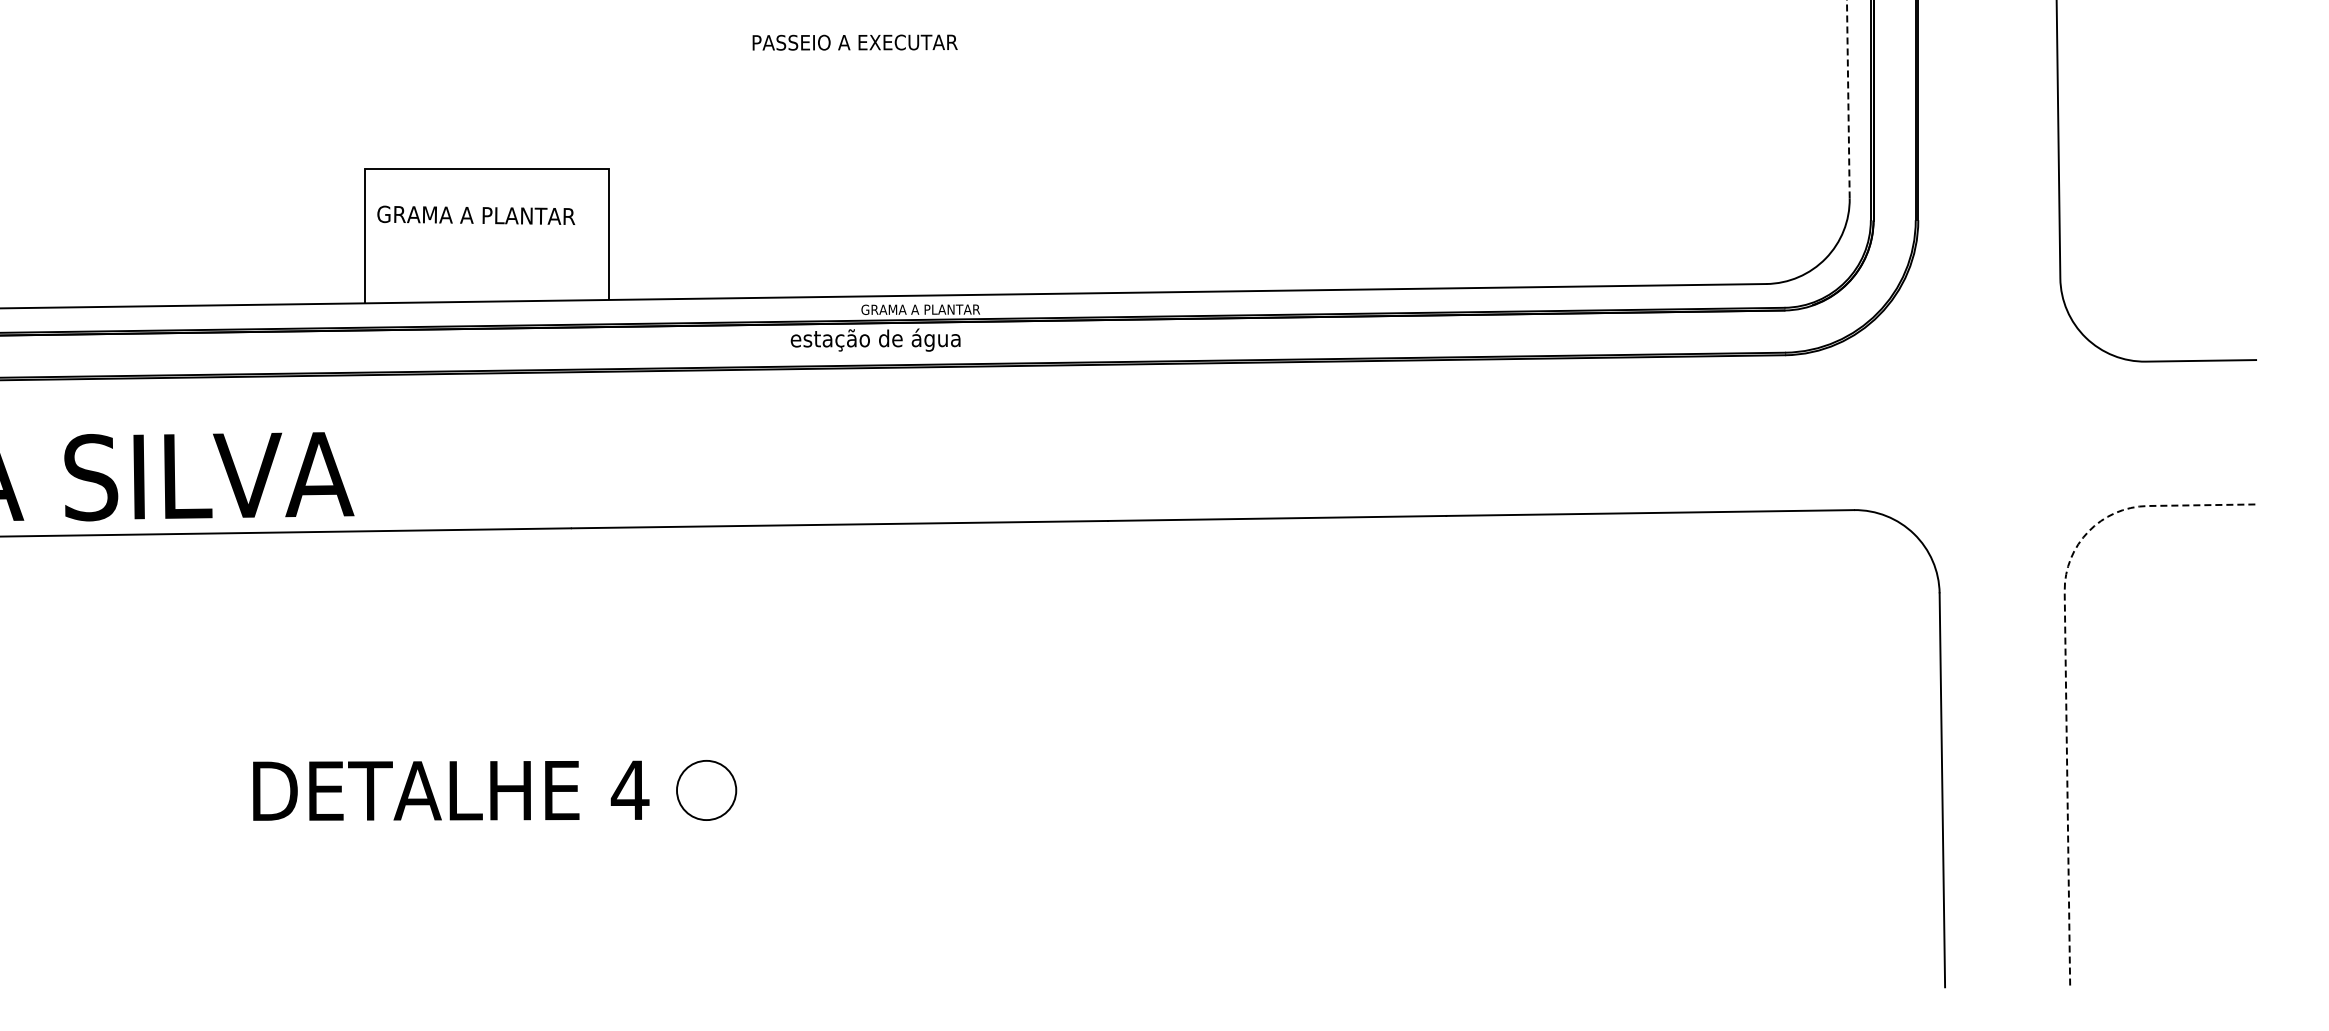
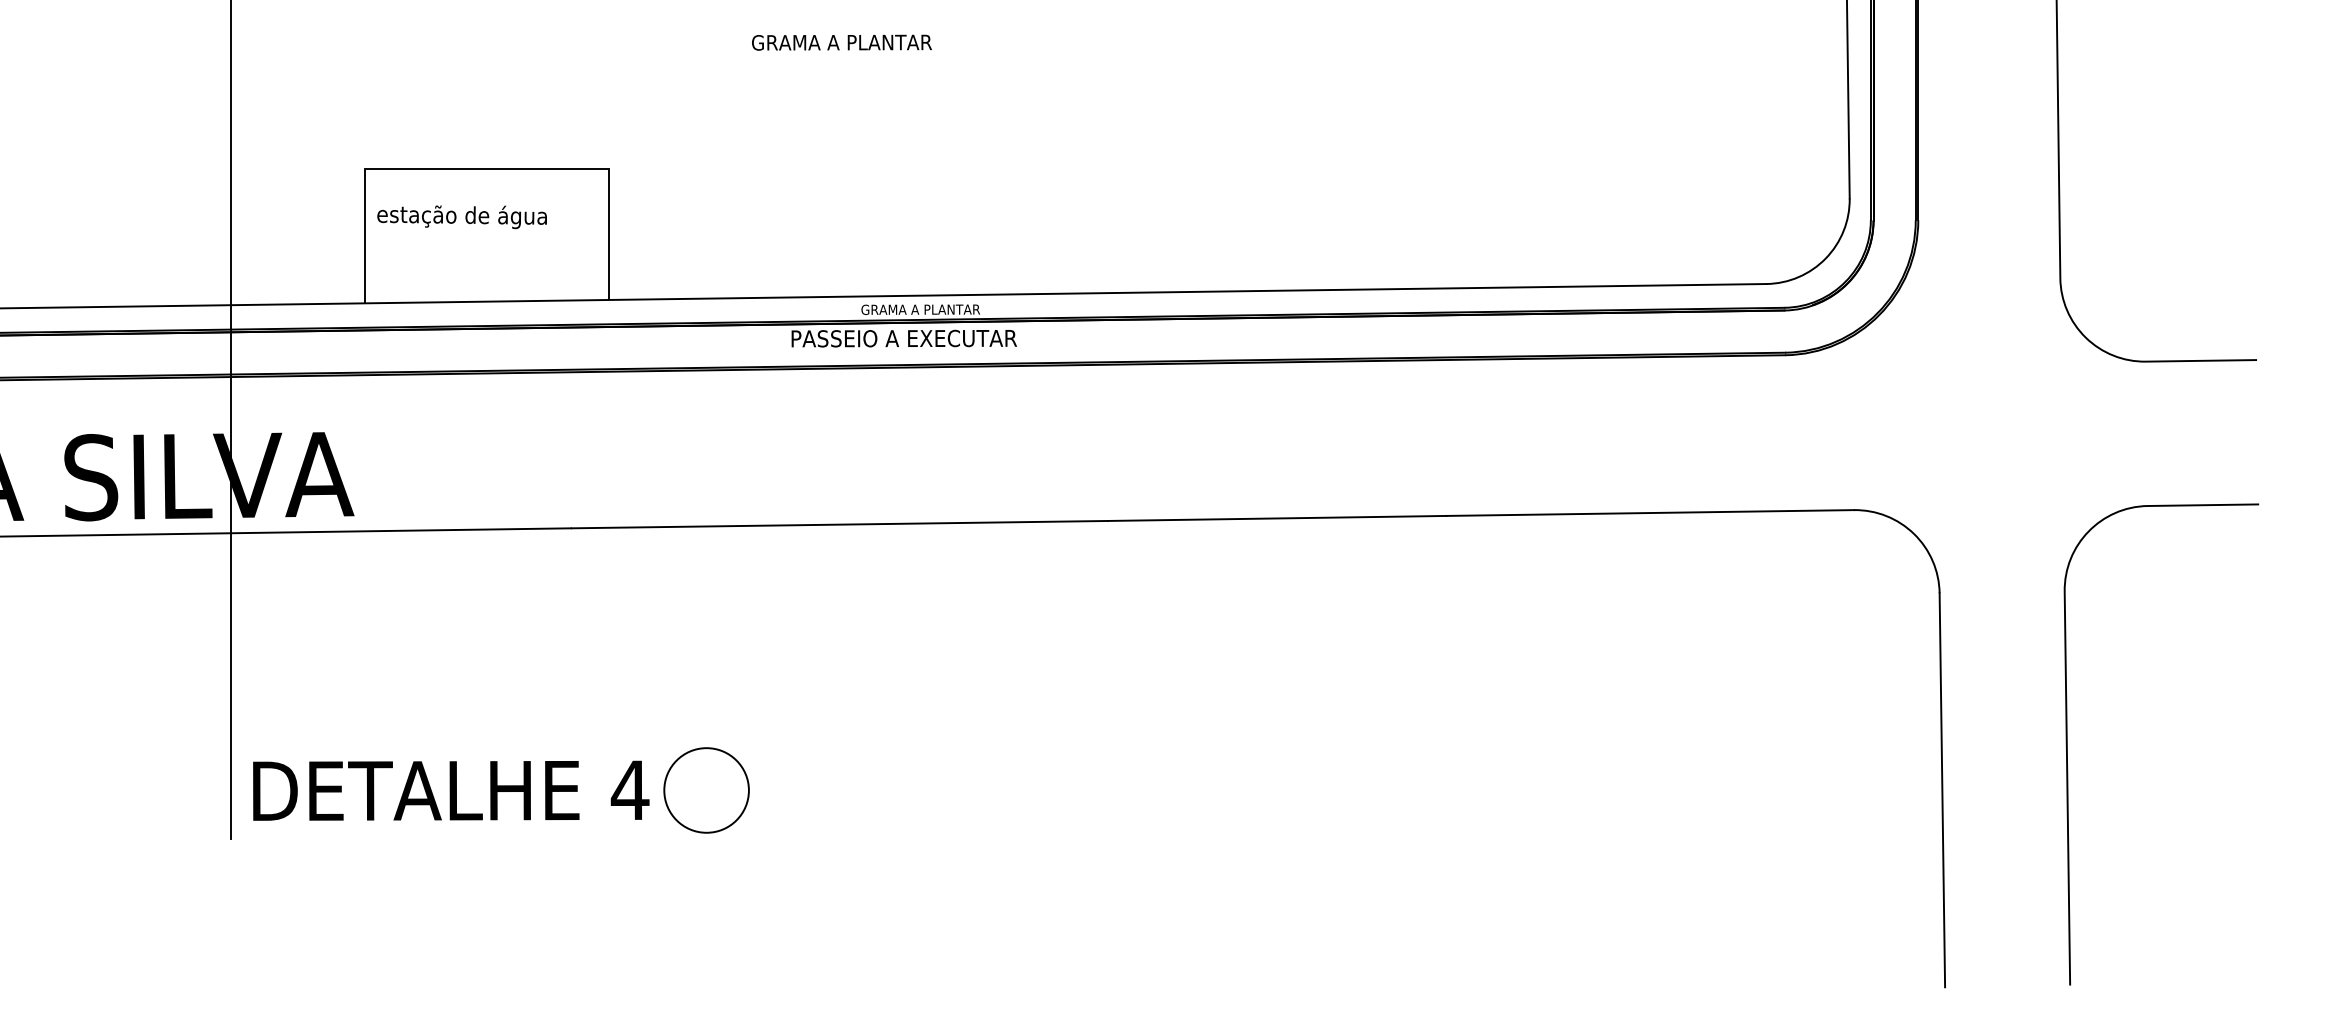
text: PASSEIO A EXECUTAR -> GRAMA A PLANTAR (854, 42)
line: dashed -> solid (1848, 99)
text: GRAMA A PLANTAR -> estação de água (476, 217)
text: estação de água -> PASSEIO A EXECUTAR (903, 339)
line: none -> present (230, 420)
line: dashed -> solid (2065, 652)
circle diameter: 59 px -> 85 px (706, 790)
